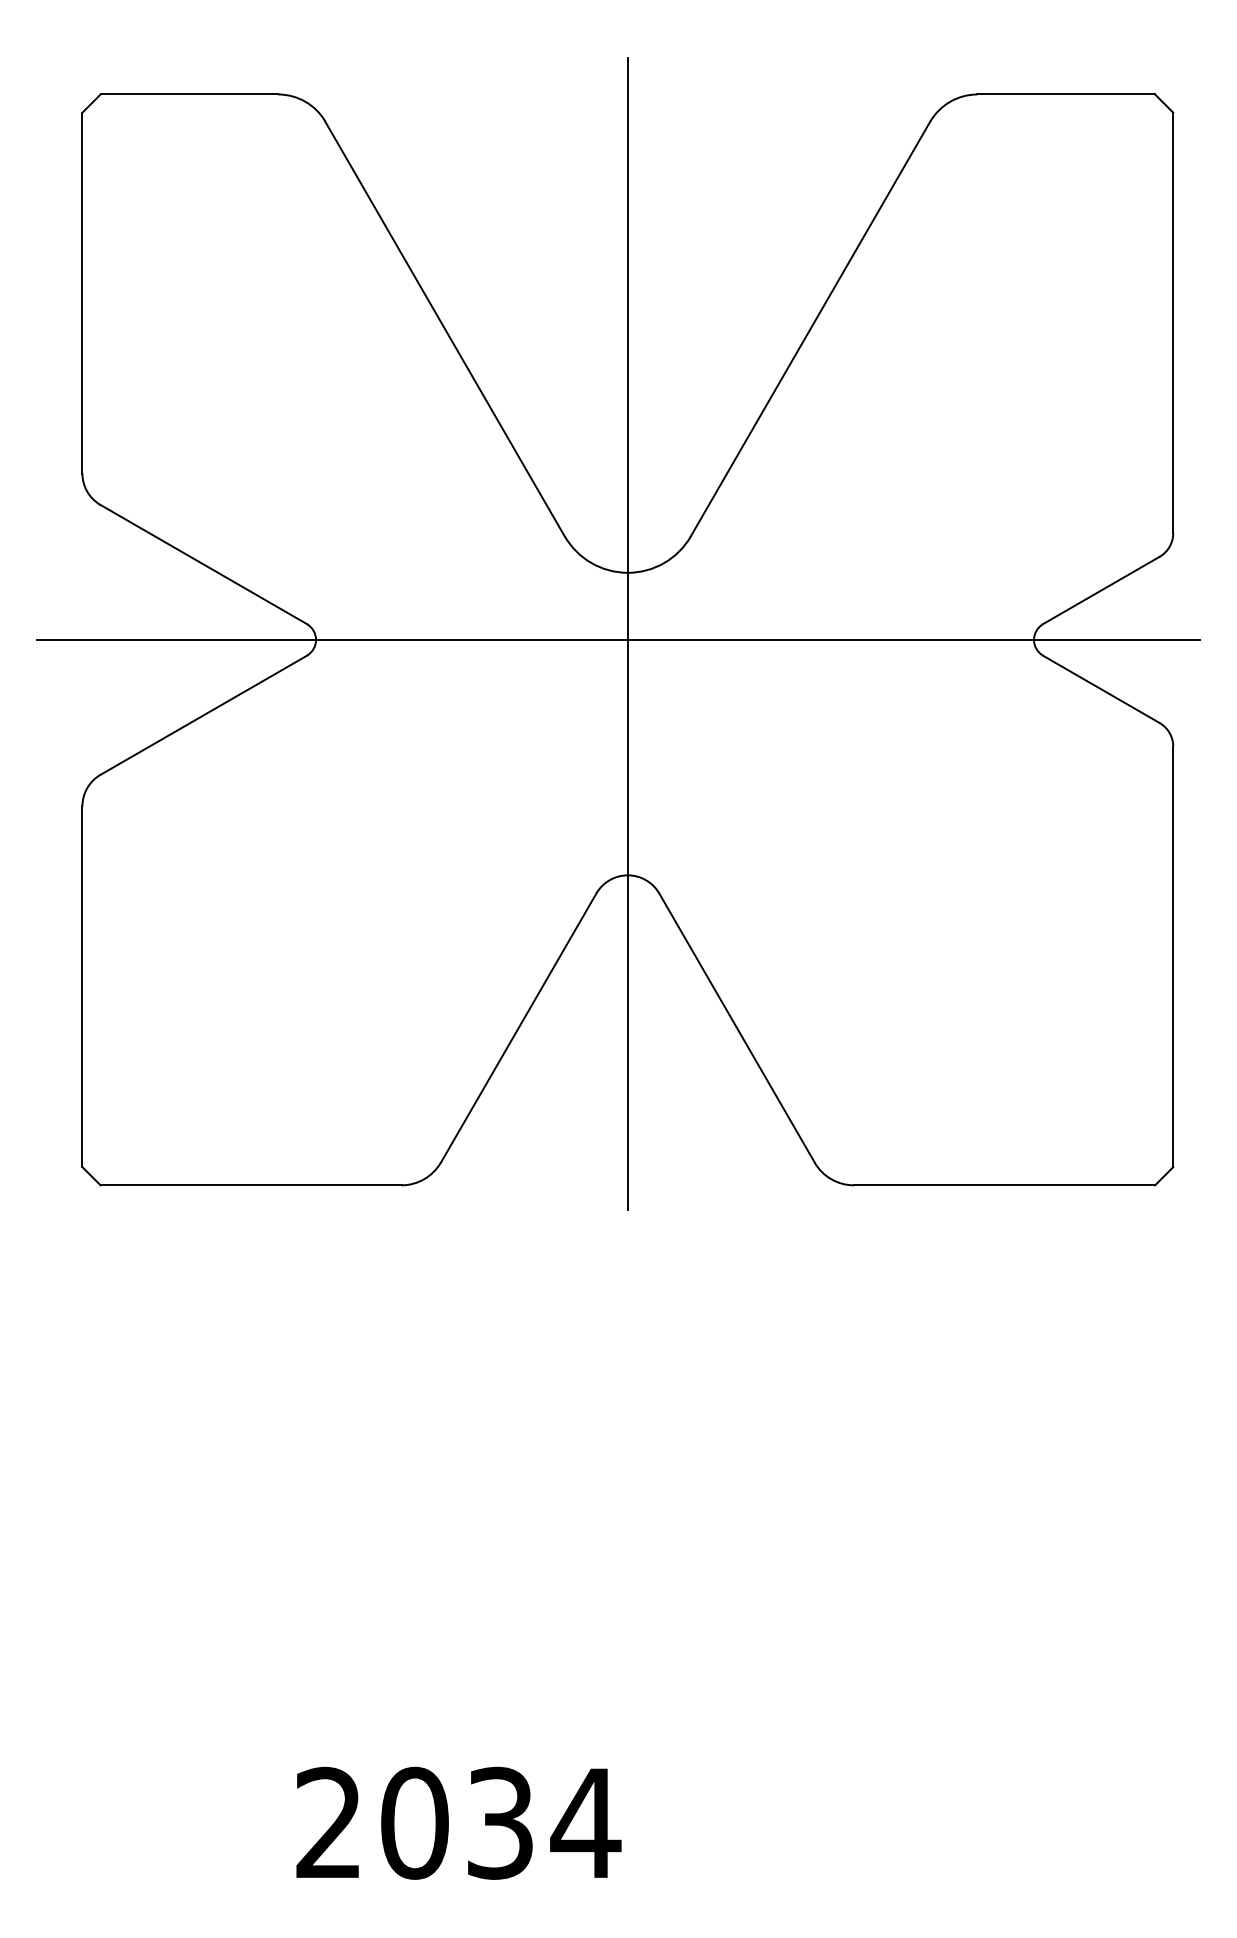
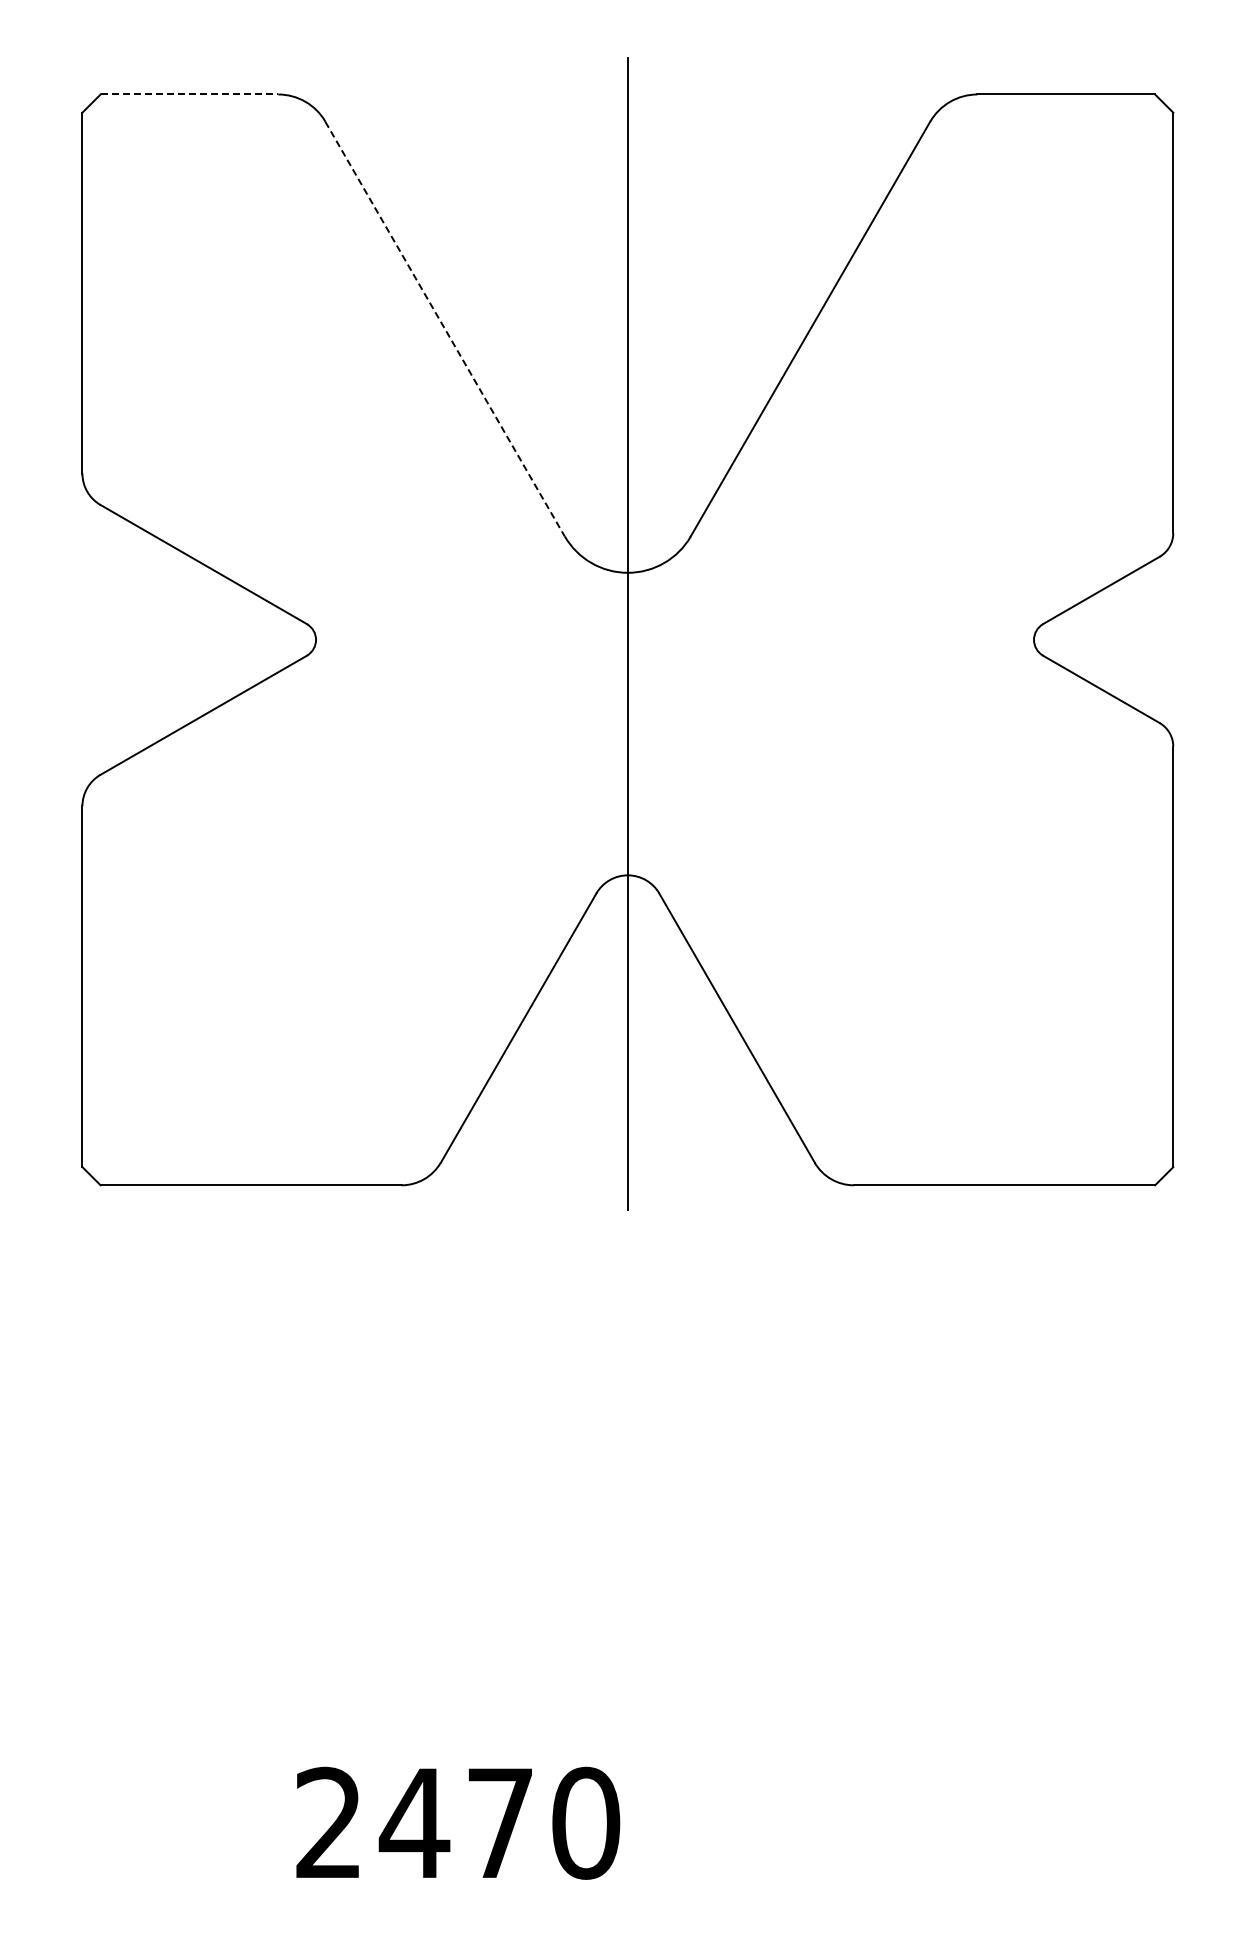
line: solid -> dashed (189, 94)
line: solid -> dashed (445, 329)
line: present -> none (618, 639)
text: 2034 -> 2470 (499, 1822)
